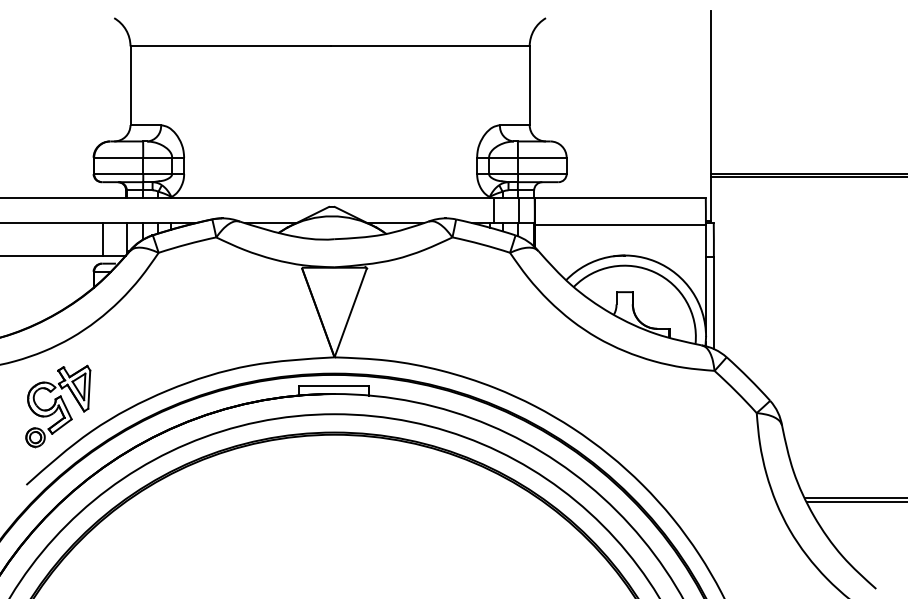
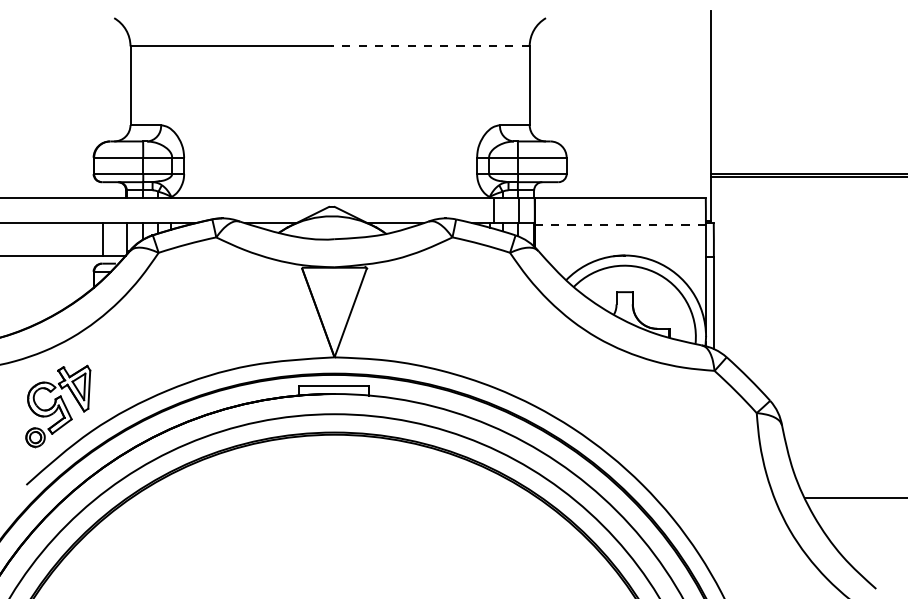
line: solid -> dashed (429, 46)
line: solid -> dashed (620, 224)
line: present -> none (855, 501)
